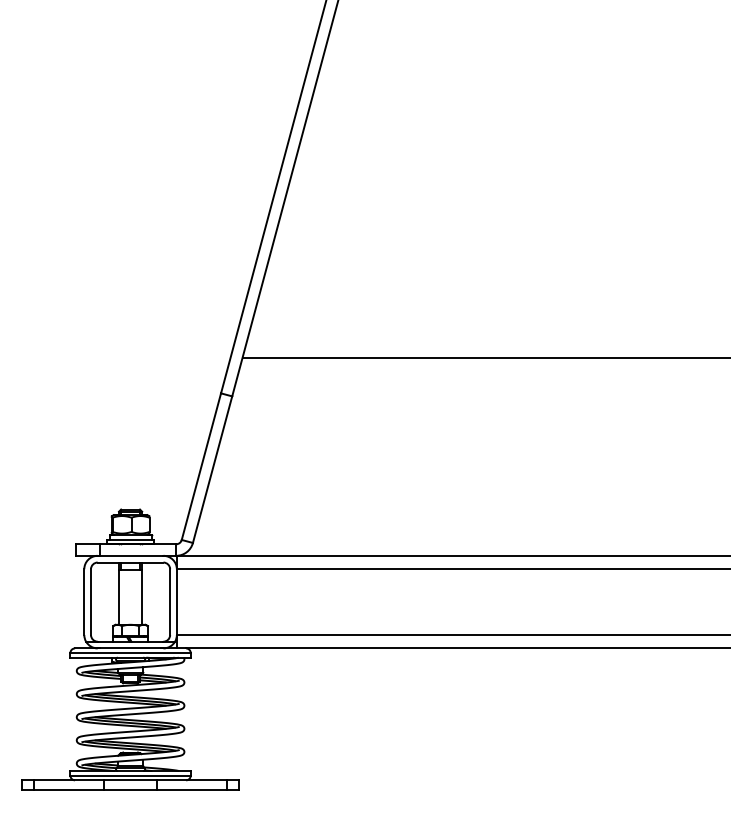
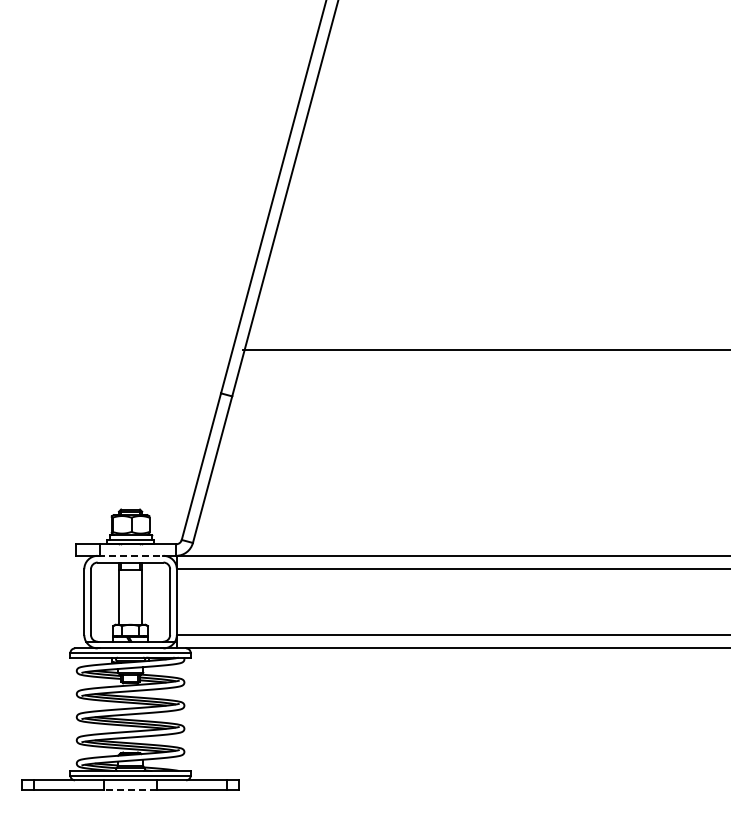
line position: (484, 357) -> (484, 349) (484, 349)
line: solid -> dashed (130, 555)
line: solid -> dashed (130, 789)
